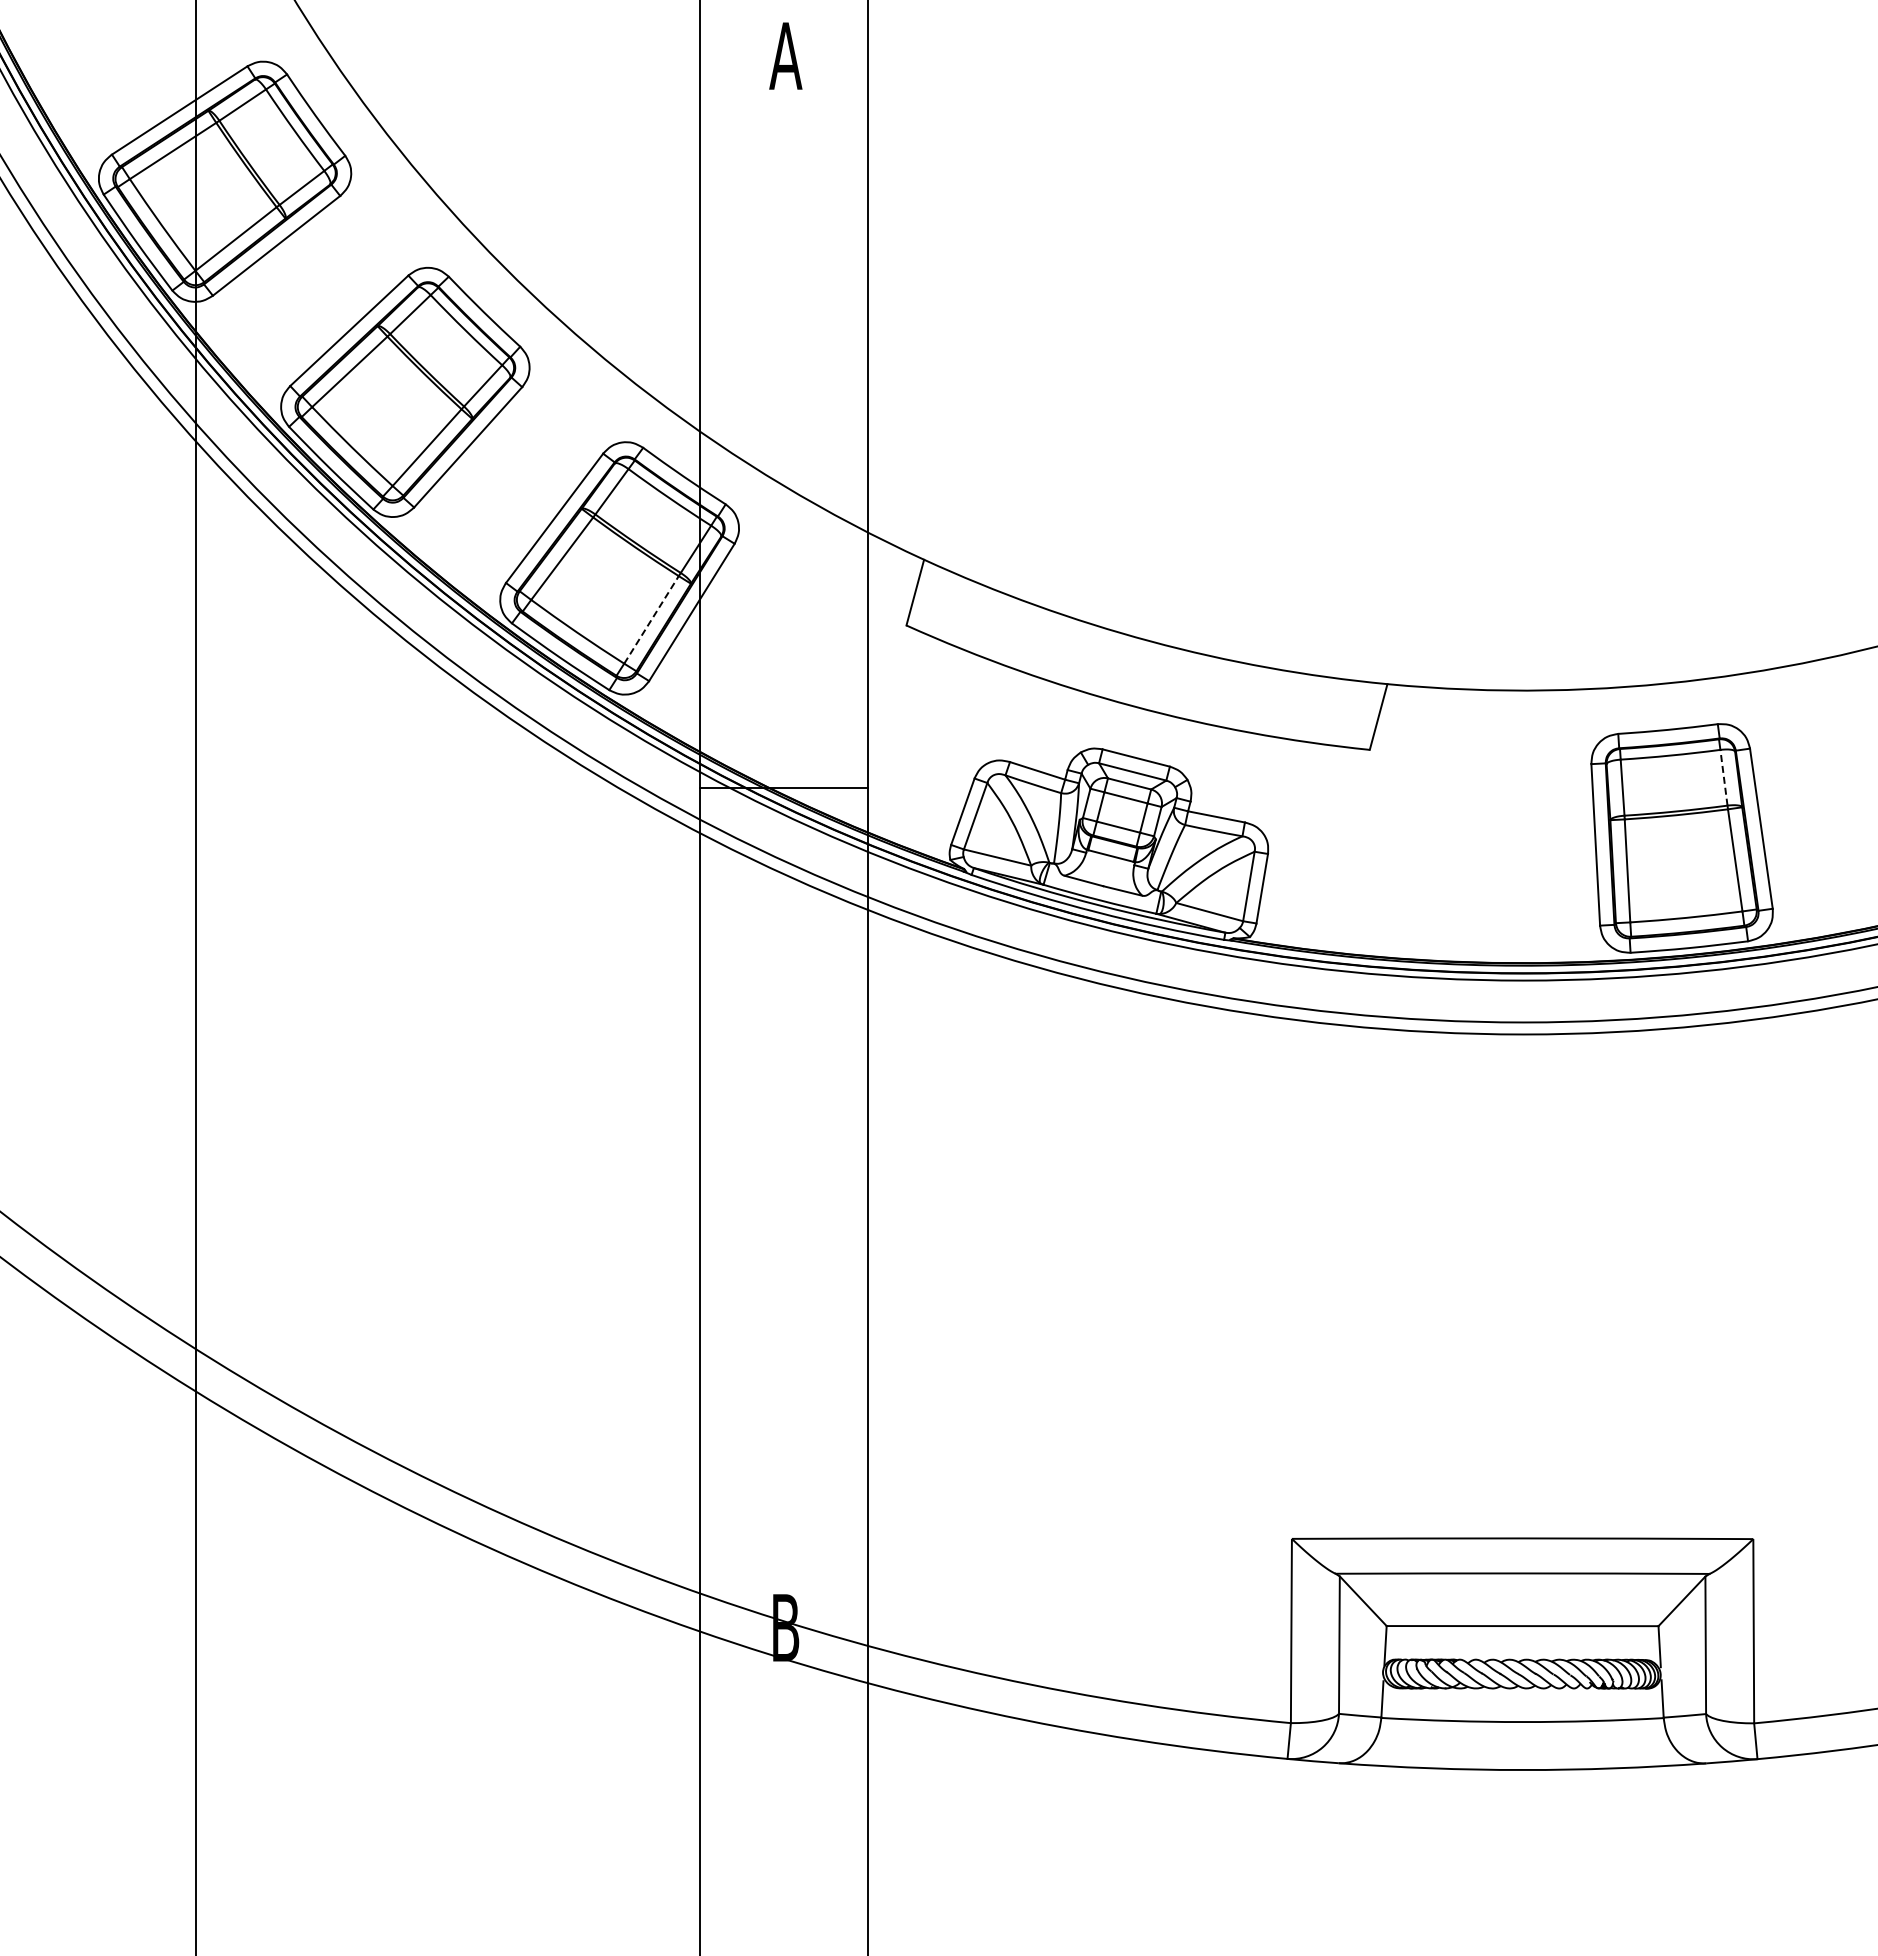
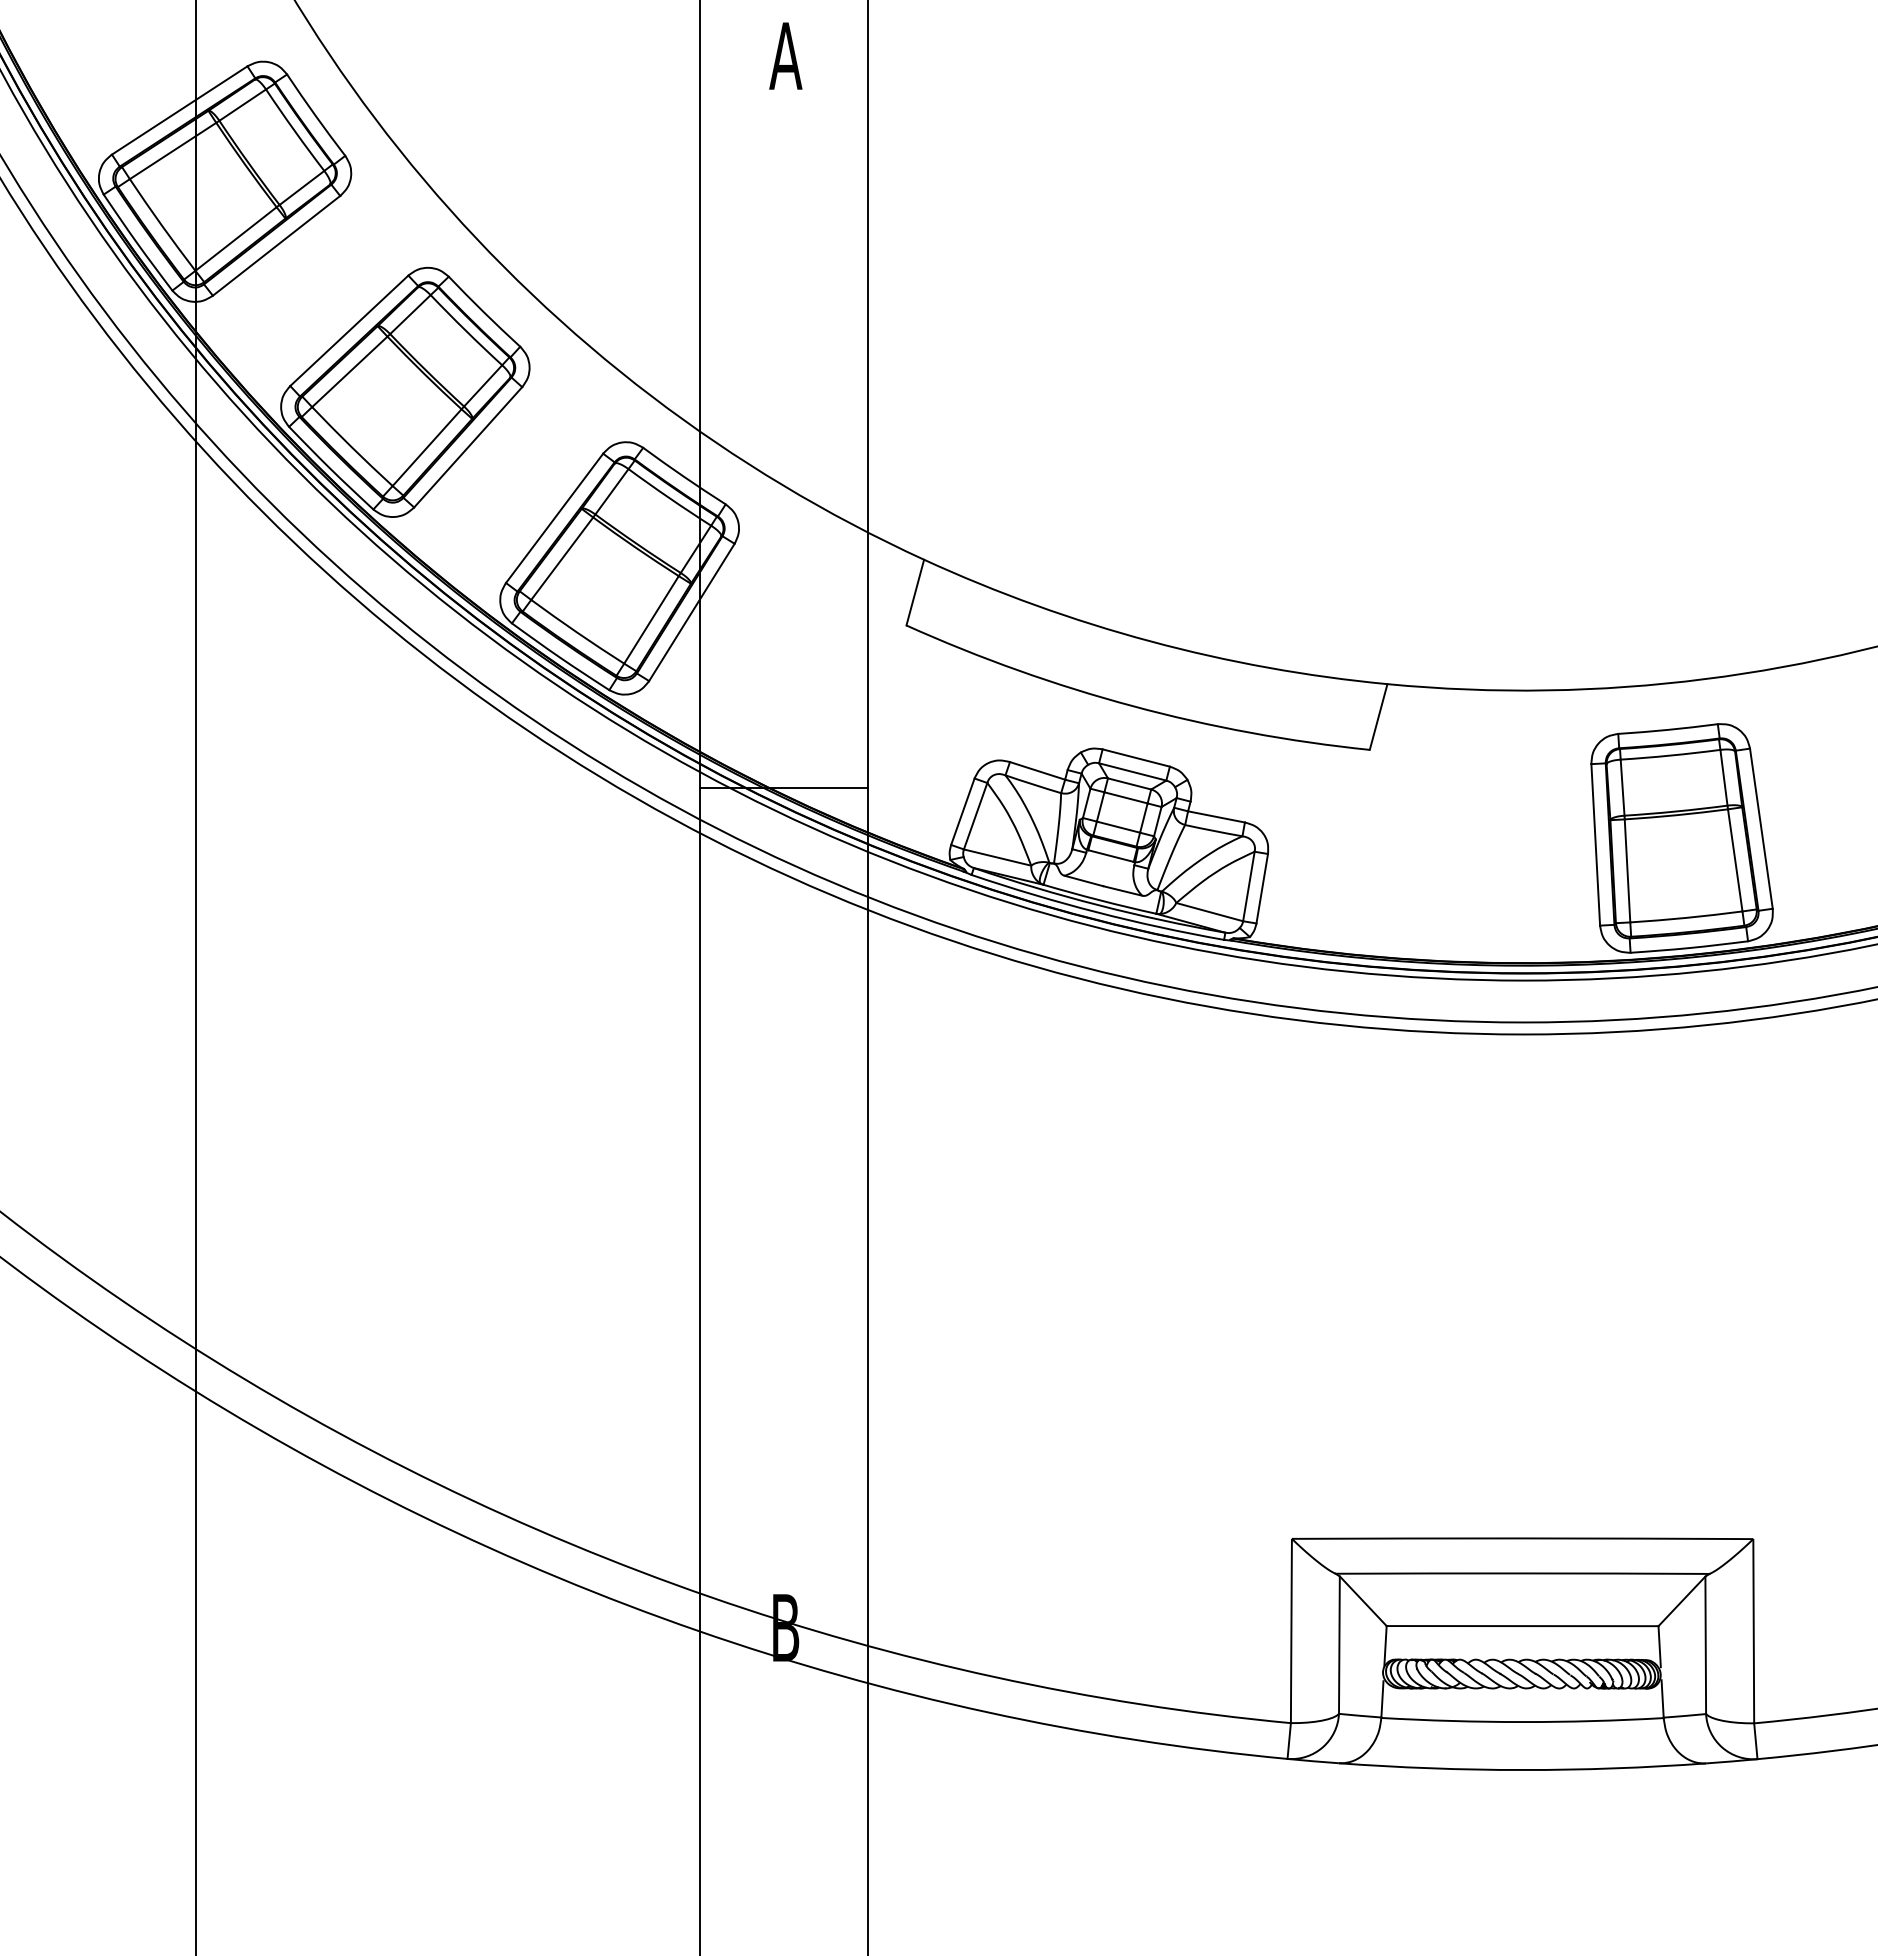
line: dashed -> solid (651, 619)
line: dashed -> solid (1723, 777)
